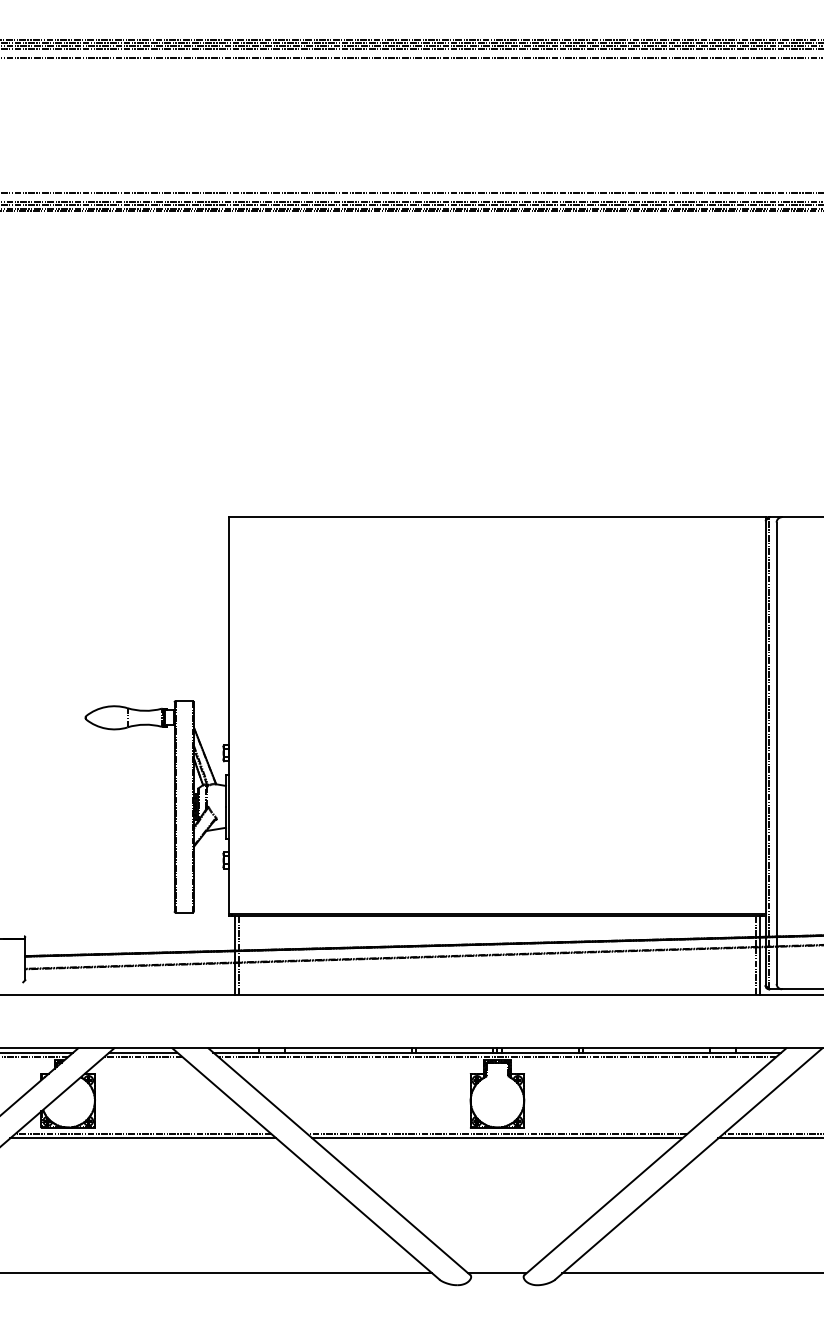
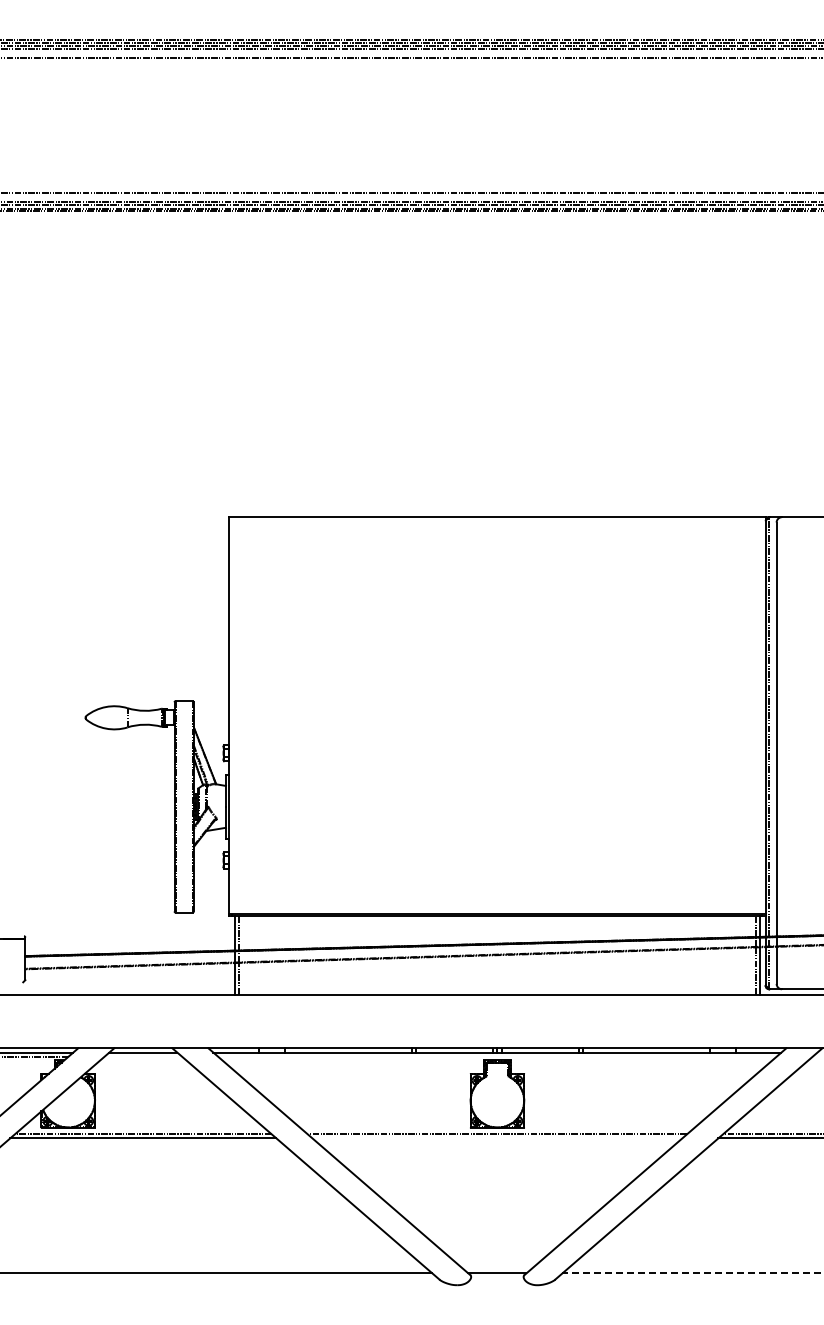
line: present -> none (143, 1056)
line: present -> none (497, 1056)
line: present -> none (497, 1138)
line: solid -> dashed (692, 1273)
